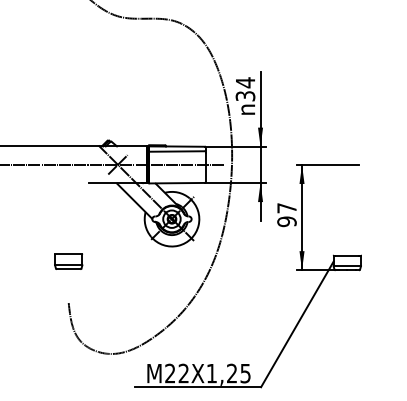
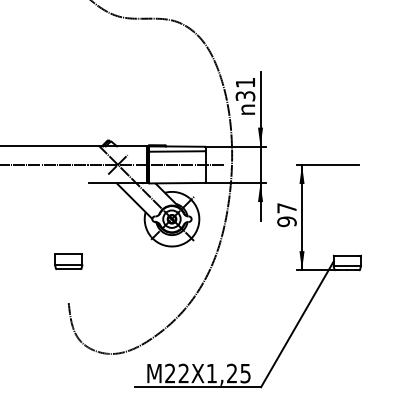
text: 34 -> 31 (245, 82)
